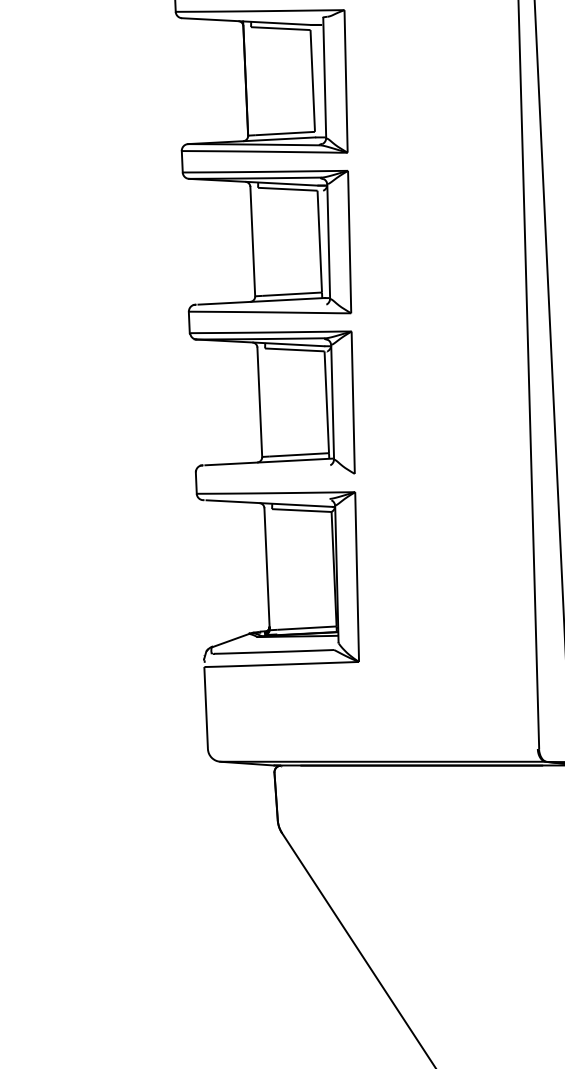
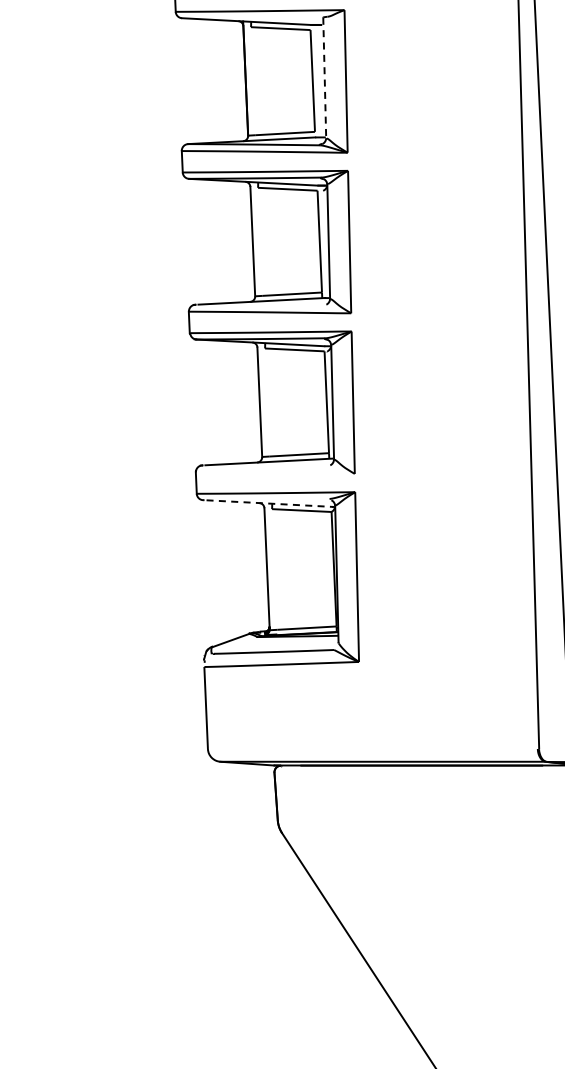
line: solid -> dashed (324, 78)
line: solid -> dashed (270, 503)
